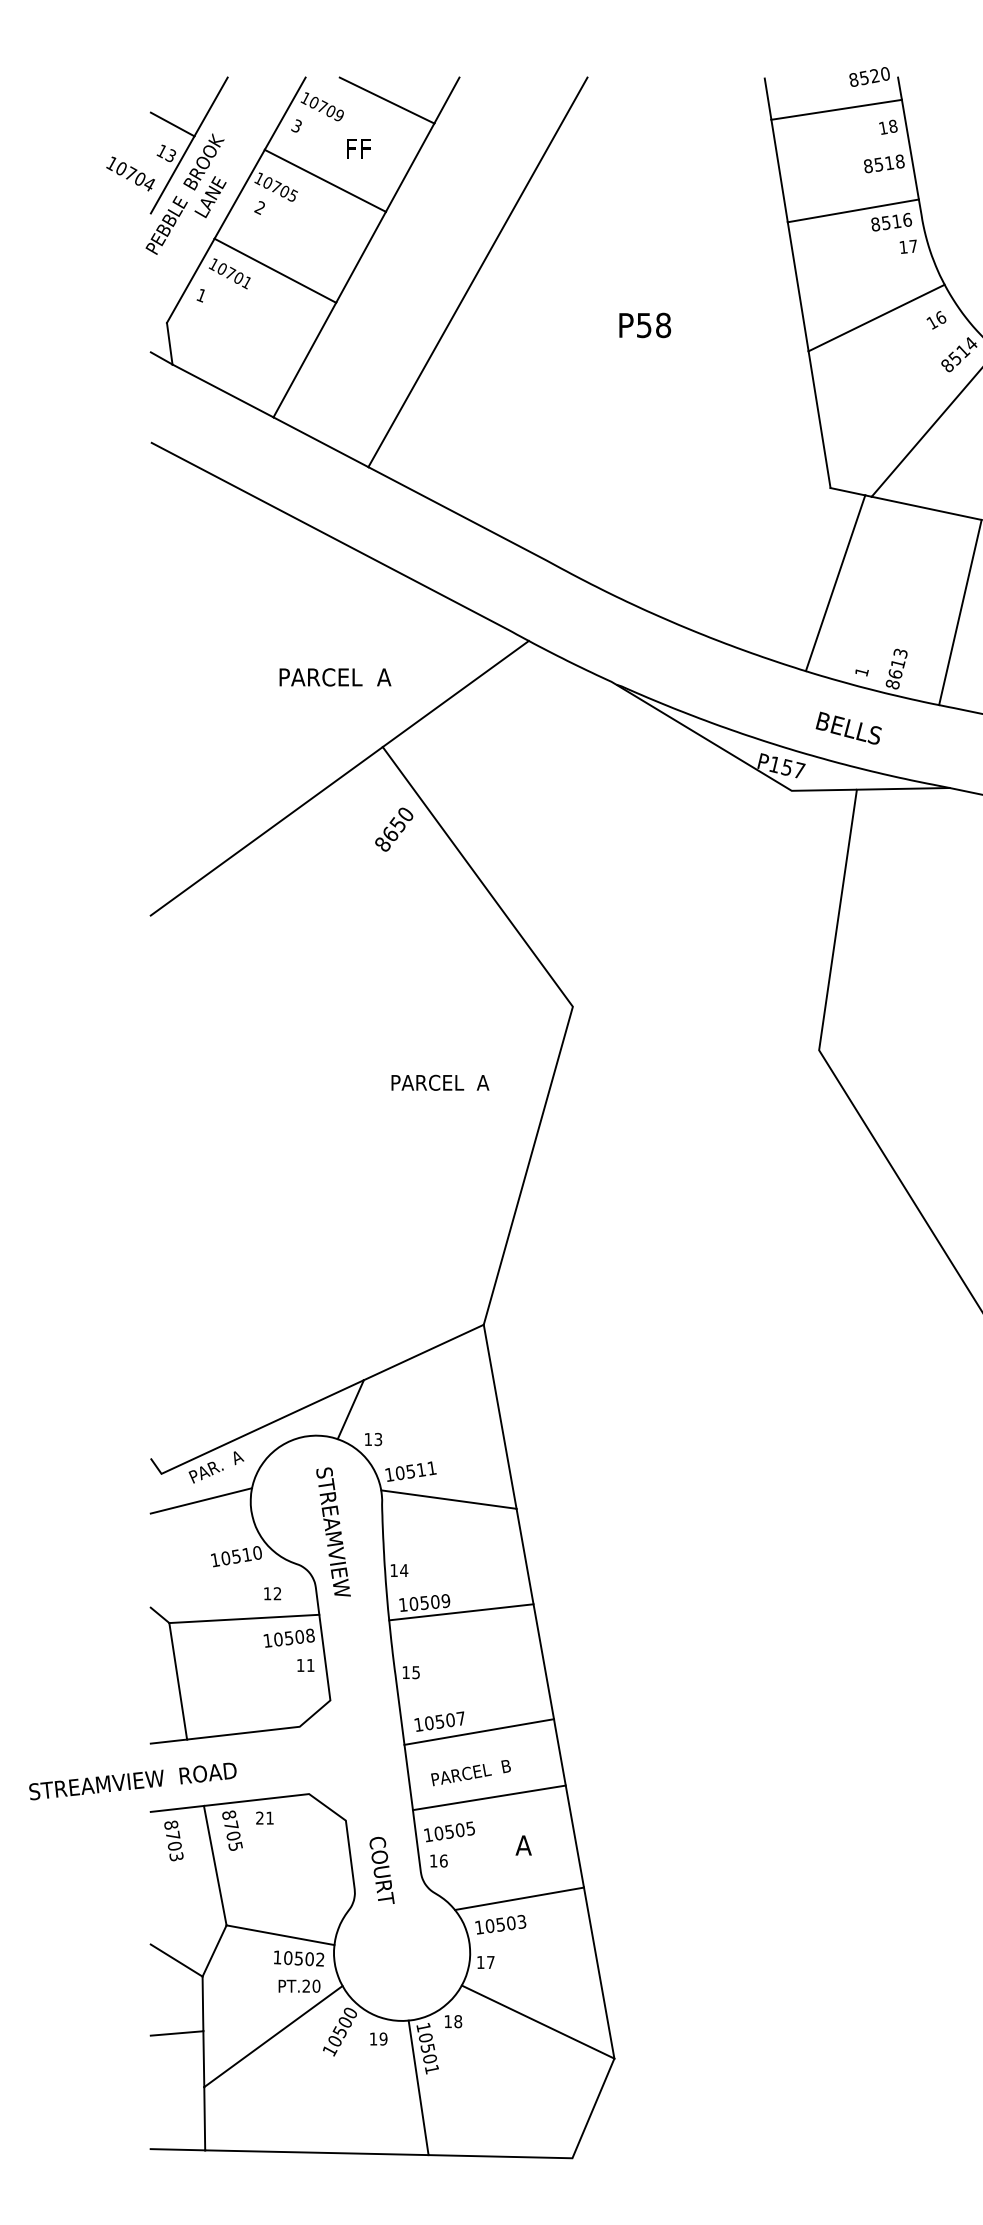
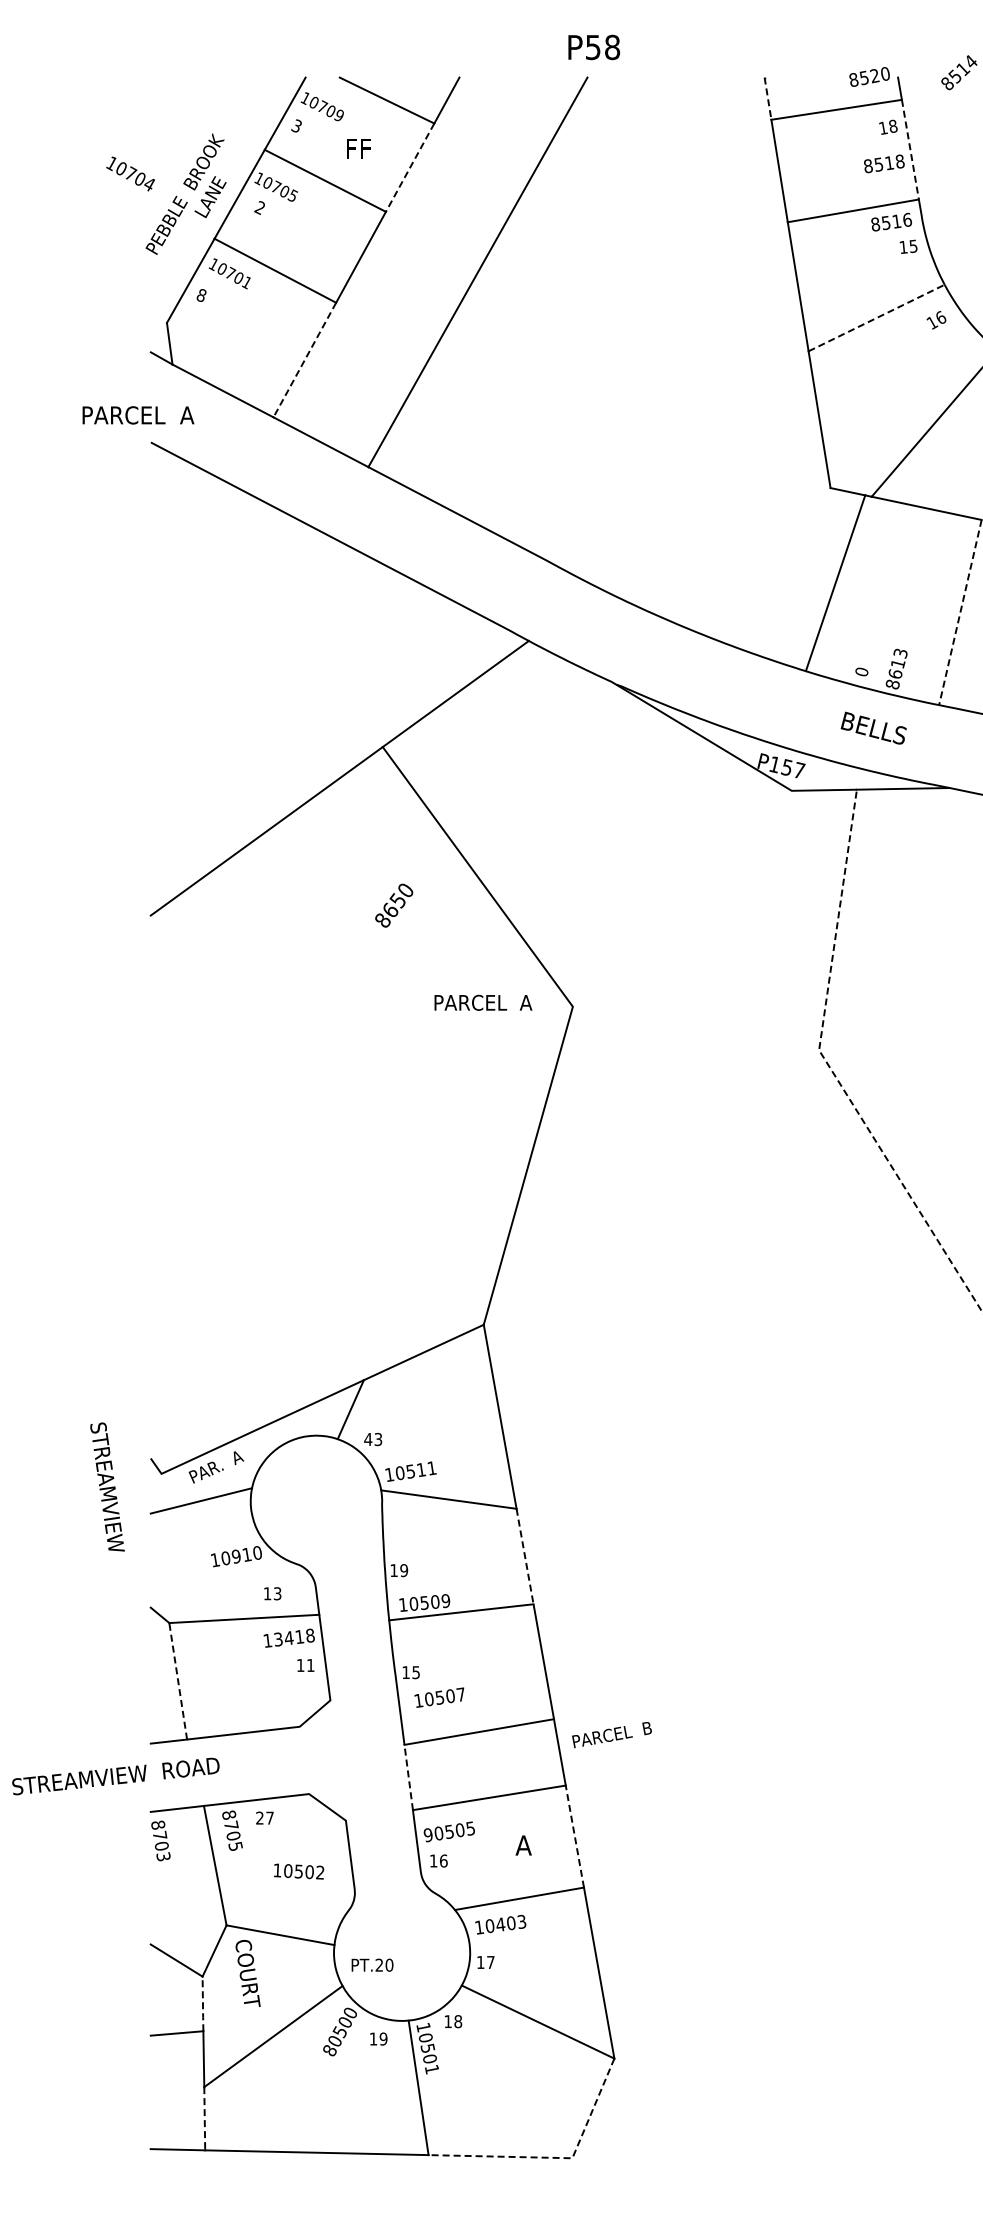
line: solid -> dashed (767, 98)
part: present -> none (188, 145)
line: solid -> dashed (910, 149)
line: solid -> dashed (409, 168)
text: 17 -> 15 (913, 246)
text: 1 -> 8 (201, 295)
line: solid -> dashed (876, 318)
text position: (645, 325) -> (594, 47) (594, 47)
text position: (959, 354) -> (959, 72) (959, 72)
line: solid -> dashed (304, 360)
line: solid -> dashed (960, 612)
text: 1 -> 0 (861, 671)
text position: (335, 677) -> (138, 415) (138, 415)
text position: (848, 727) -> (873, 727) (873, 727)
text position: (394, 829) -> (394, 905) (394, 905)
line: solid -> dashed (830, 1068)
text position: (440, 1082) -> (483, 1002) (483, 1002)
text: 13 -> 43 (368, 1439)
text position: (333, 1531) -> (107, 1486) (107, 1486)
text: 10510 -> 10910 (235, 1556)
line: solid -> dashed (524, 1556)
text: 14 -> 19 (404, 1570)
text: 12 -> 13 (277, 1593)
text: 10508 -> 13418 (289, 1638)
line: solid -> dashed (178, 1681)
text position: (439, 1721) -> (439, 1697) (439, 1697)
text position: (470, 1773) -> (611, 1735) (611, 1735)
line: solid -> dashed (408, 1776)
text position: (132, 1781) -> (115, 1776) (115, 1776)
text: 21 -> 27 (269, 1817)
text: 10505 -> 90505 (428, 1835)
line: solid -> dashed (574, 1835)
text position: (173, 1840) -> (160, 1840) (160, 1840)
text position: (381, 1869) -> (247, 1972) (247, 1972)
text: 10503 -> 10403 (500, 1924)
text position: (299, 1958) -> (299, 1871) (299, 1871)
text position: (299, 1985) -> (372, 1964) (372, 1964)
line: solid -> dashed (202, 2003)
text: 10500 -> 80500 (330, 2050)
line: solid -> dashed (204, 2118)
line: solid -> dashed (555, 2157)
